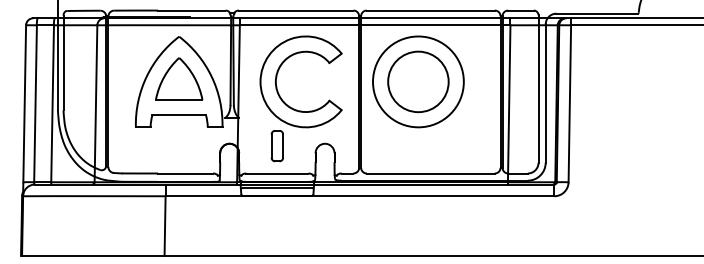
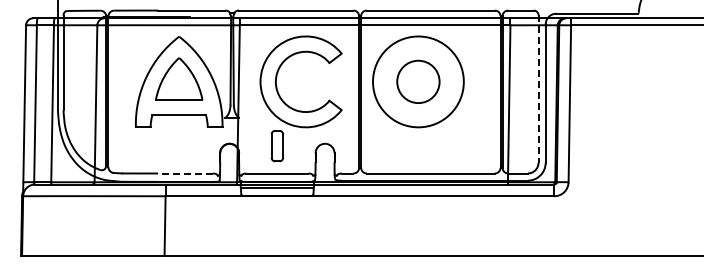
circle diameter: 61 px -> 42 px (418, 81)
line: solid -> dashed (538, 89)
line: solid -> dashed (185, 173)
